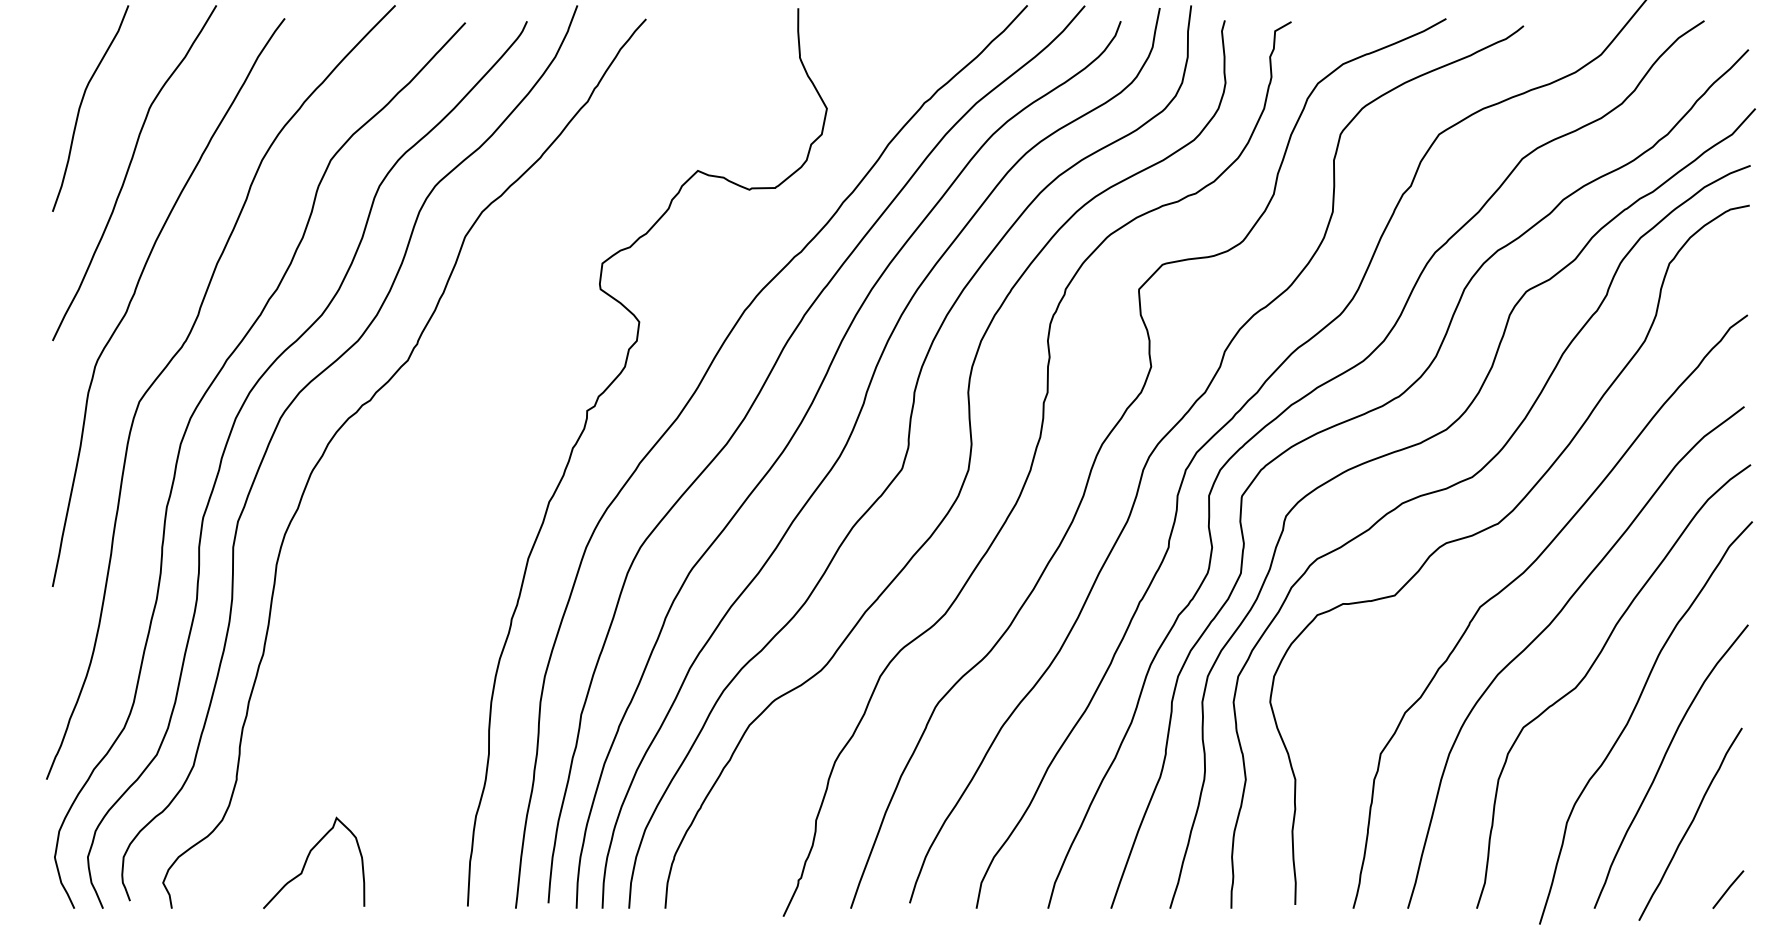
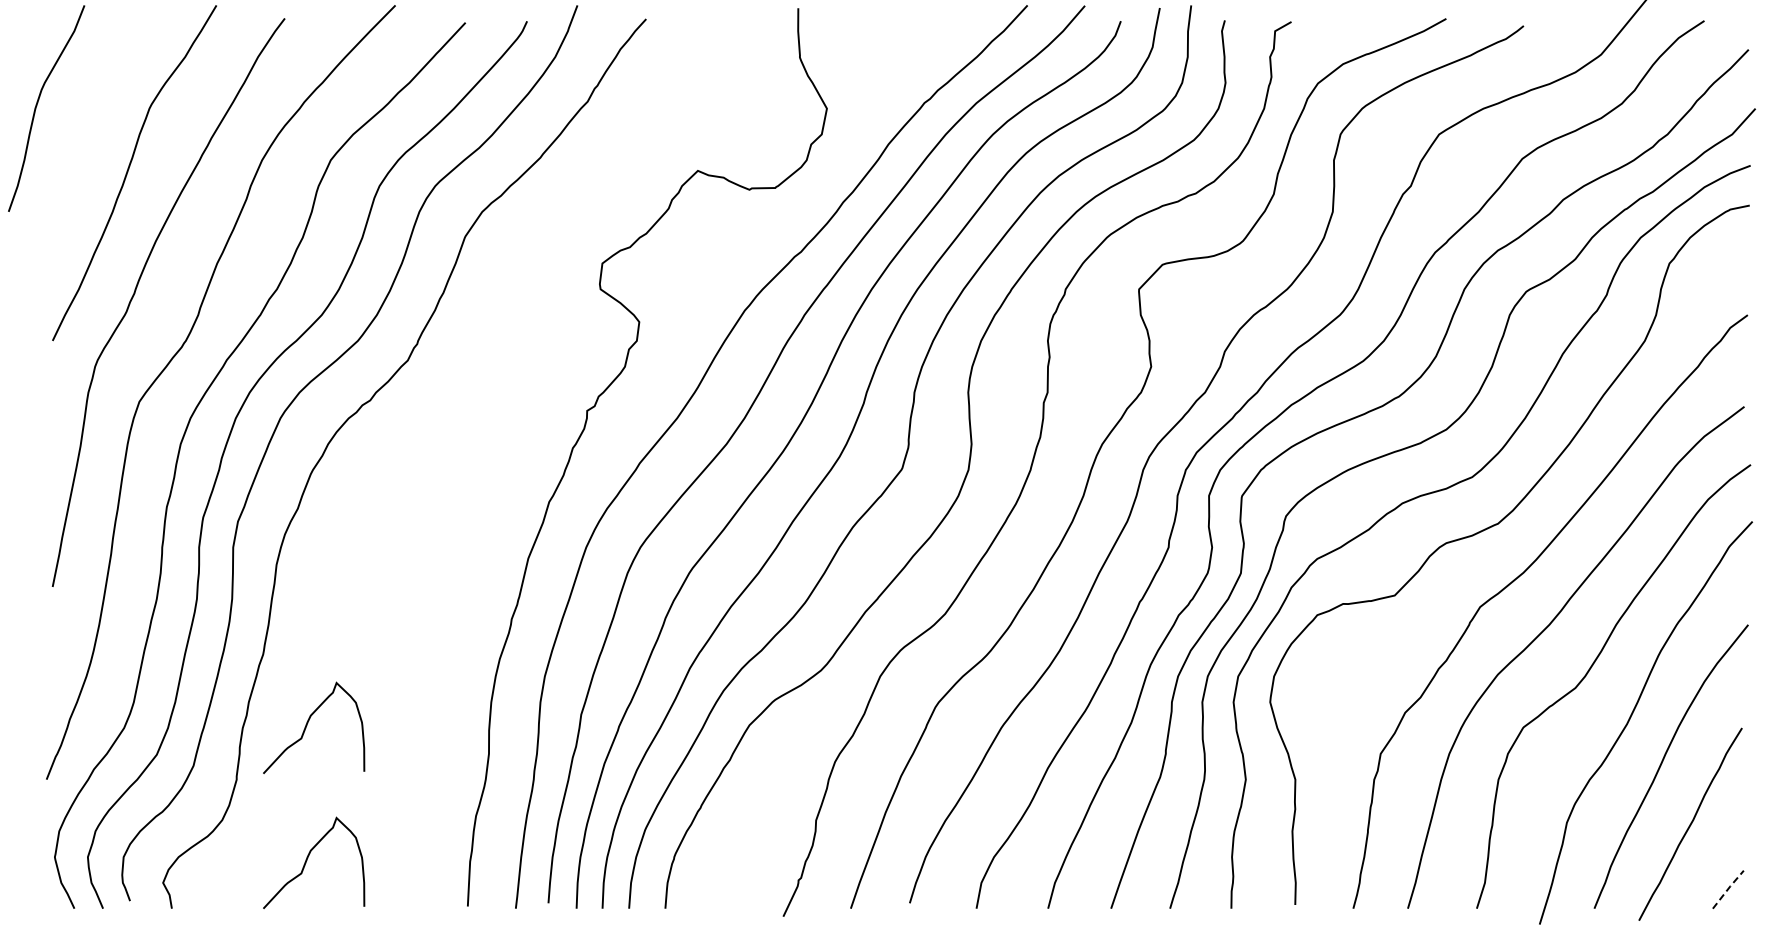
curve position: (81, 106) -> (37, 106) (37, 106)
curve: none -> present (308, 723)
line: solid -> dashed (1728, 888)
